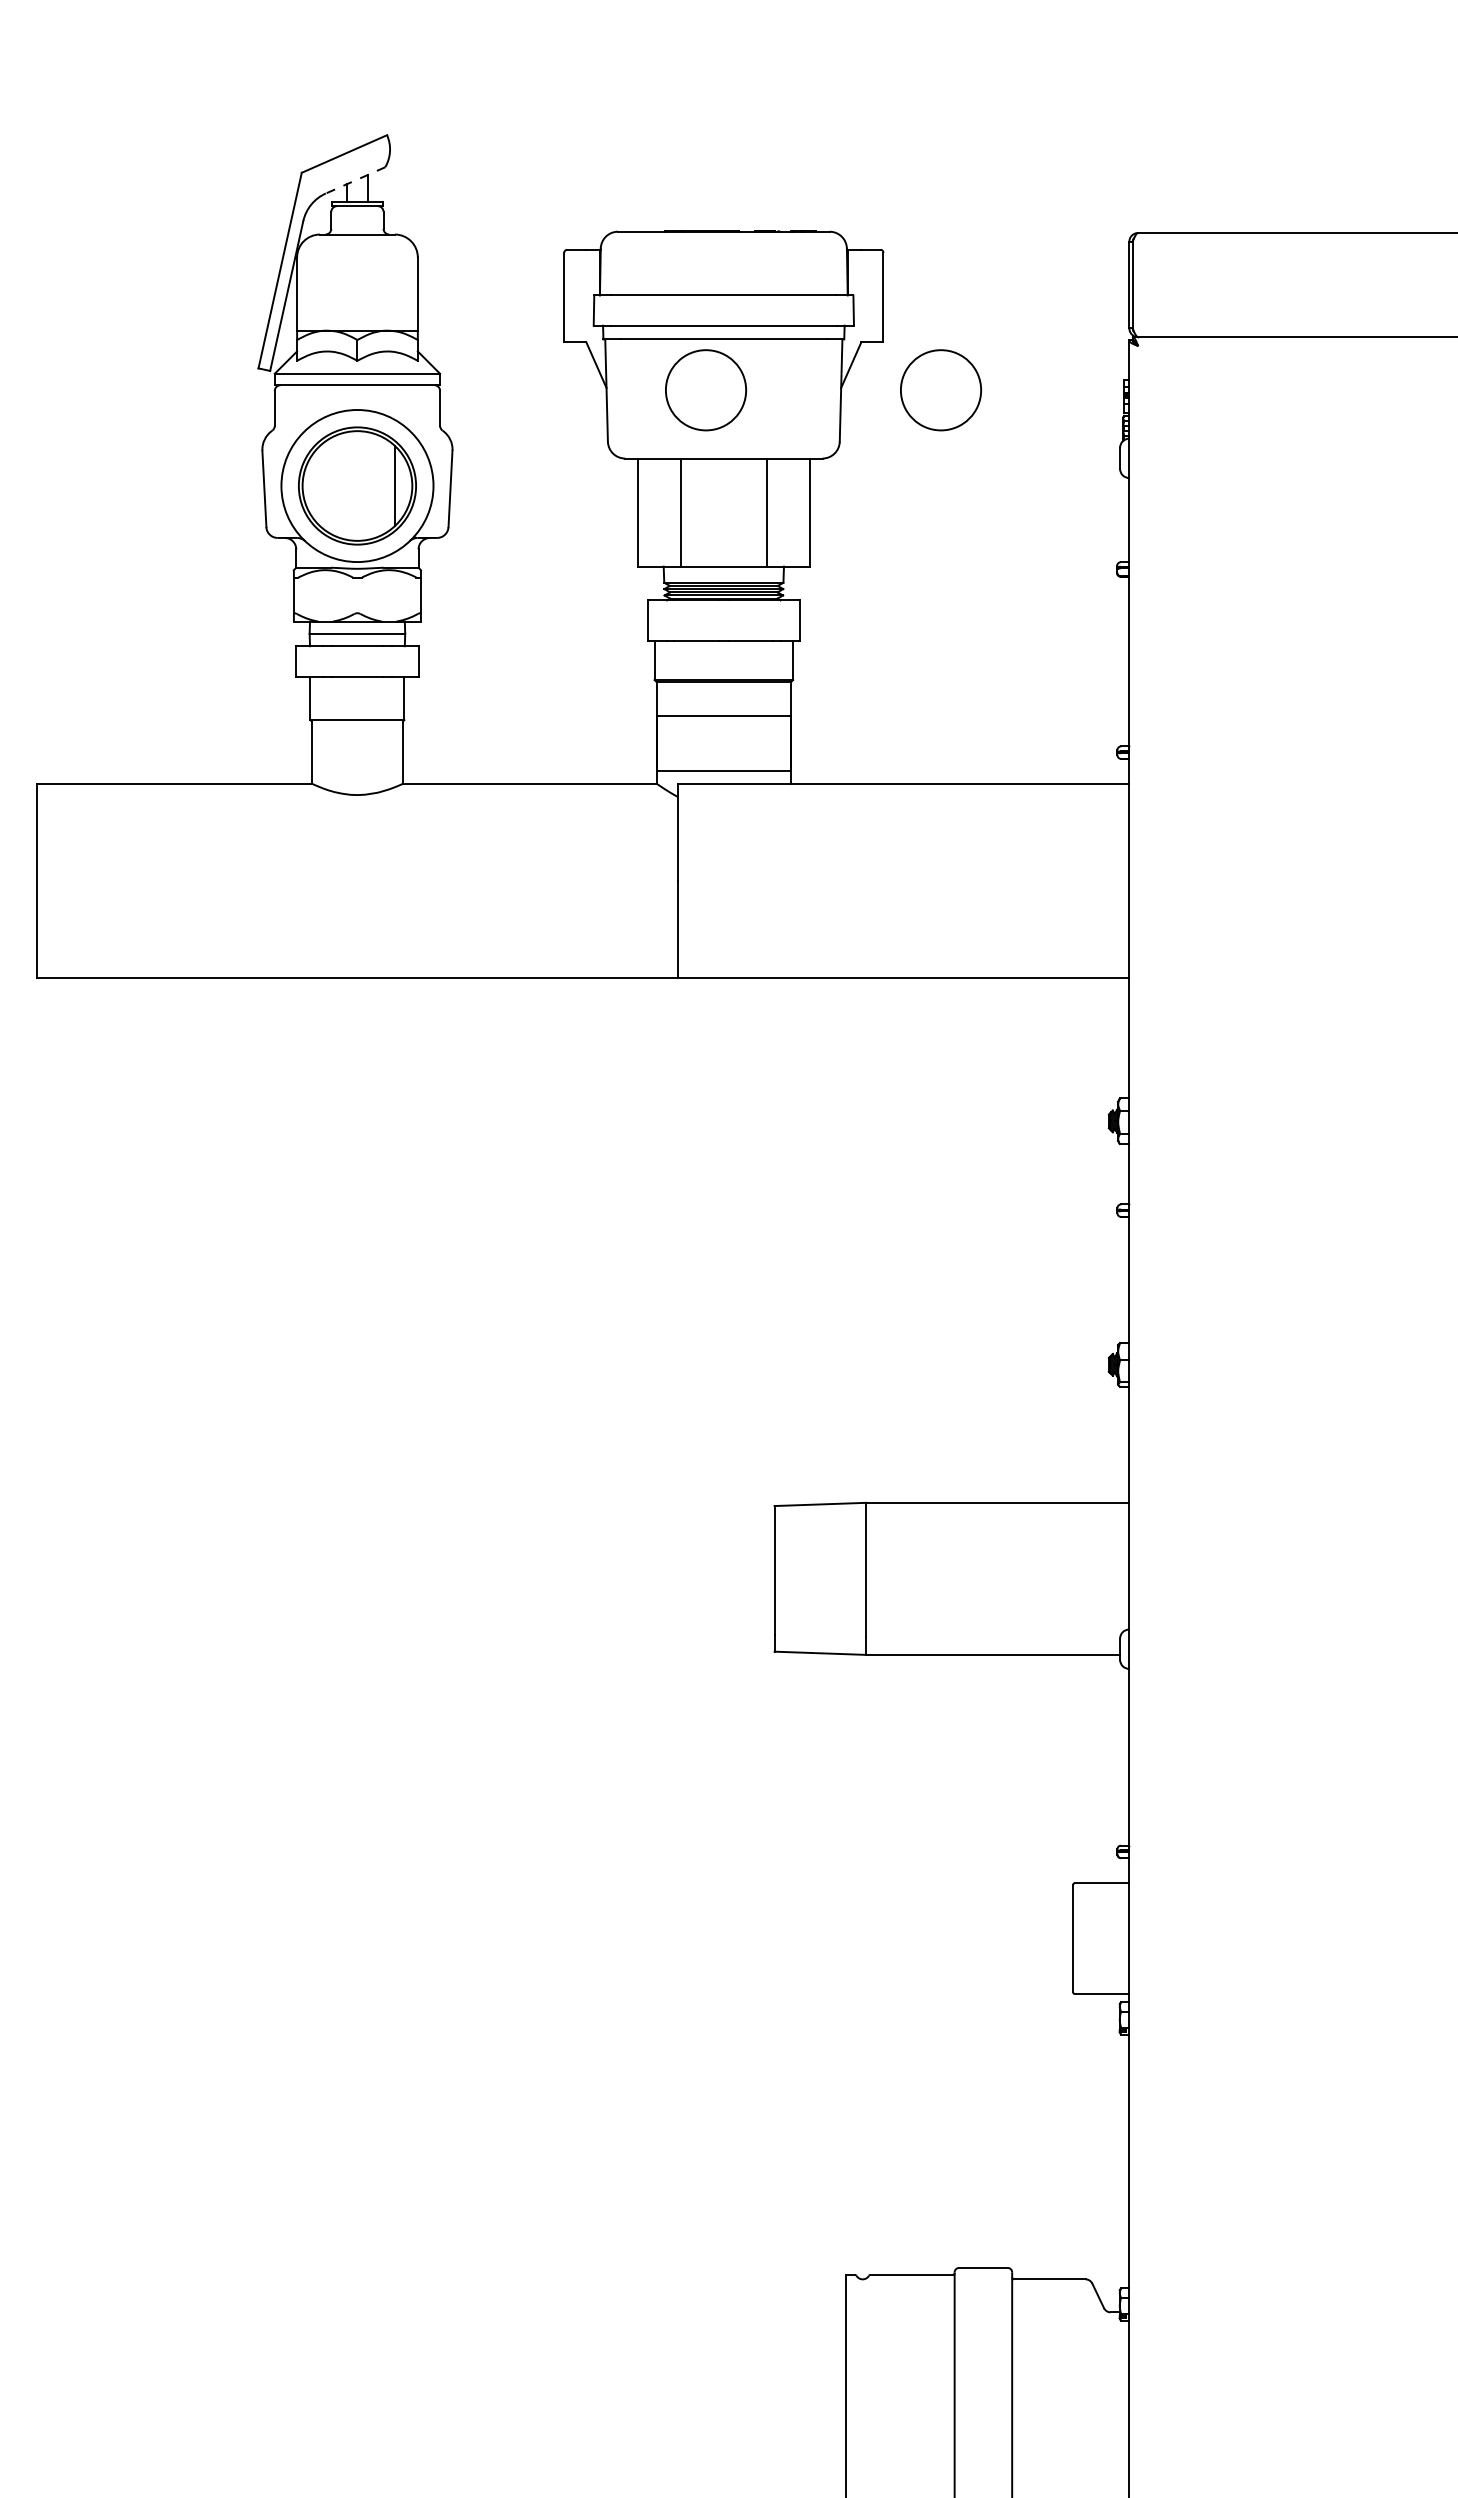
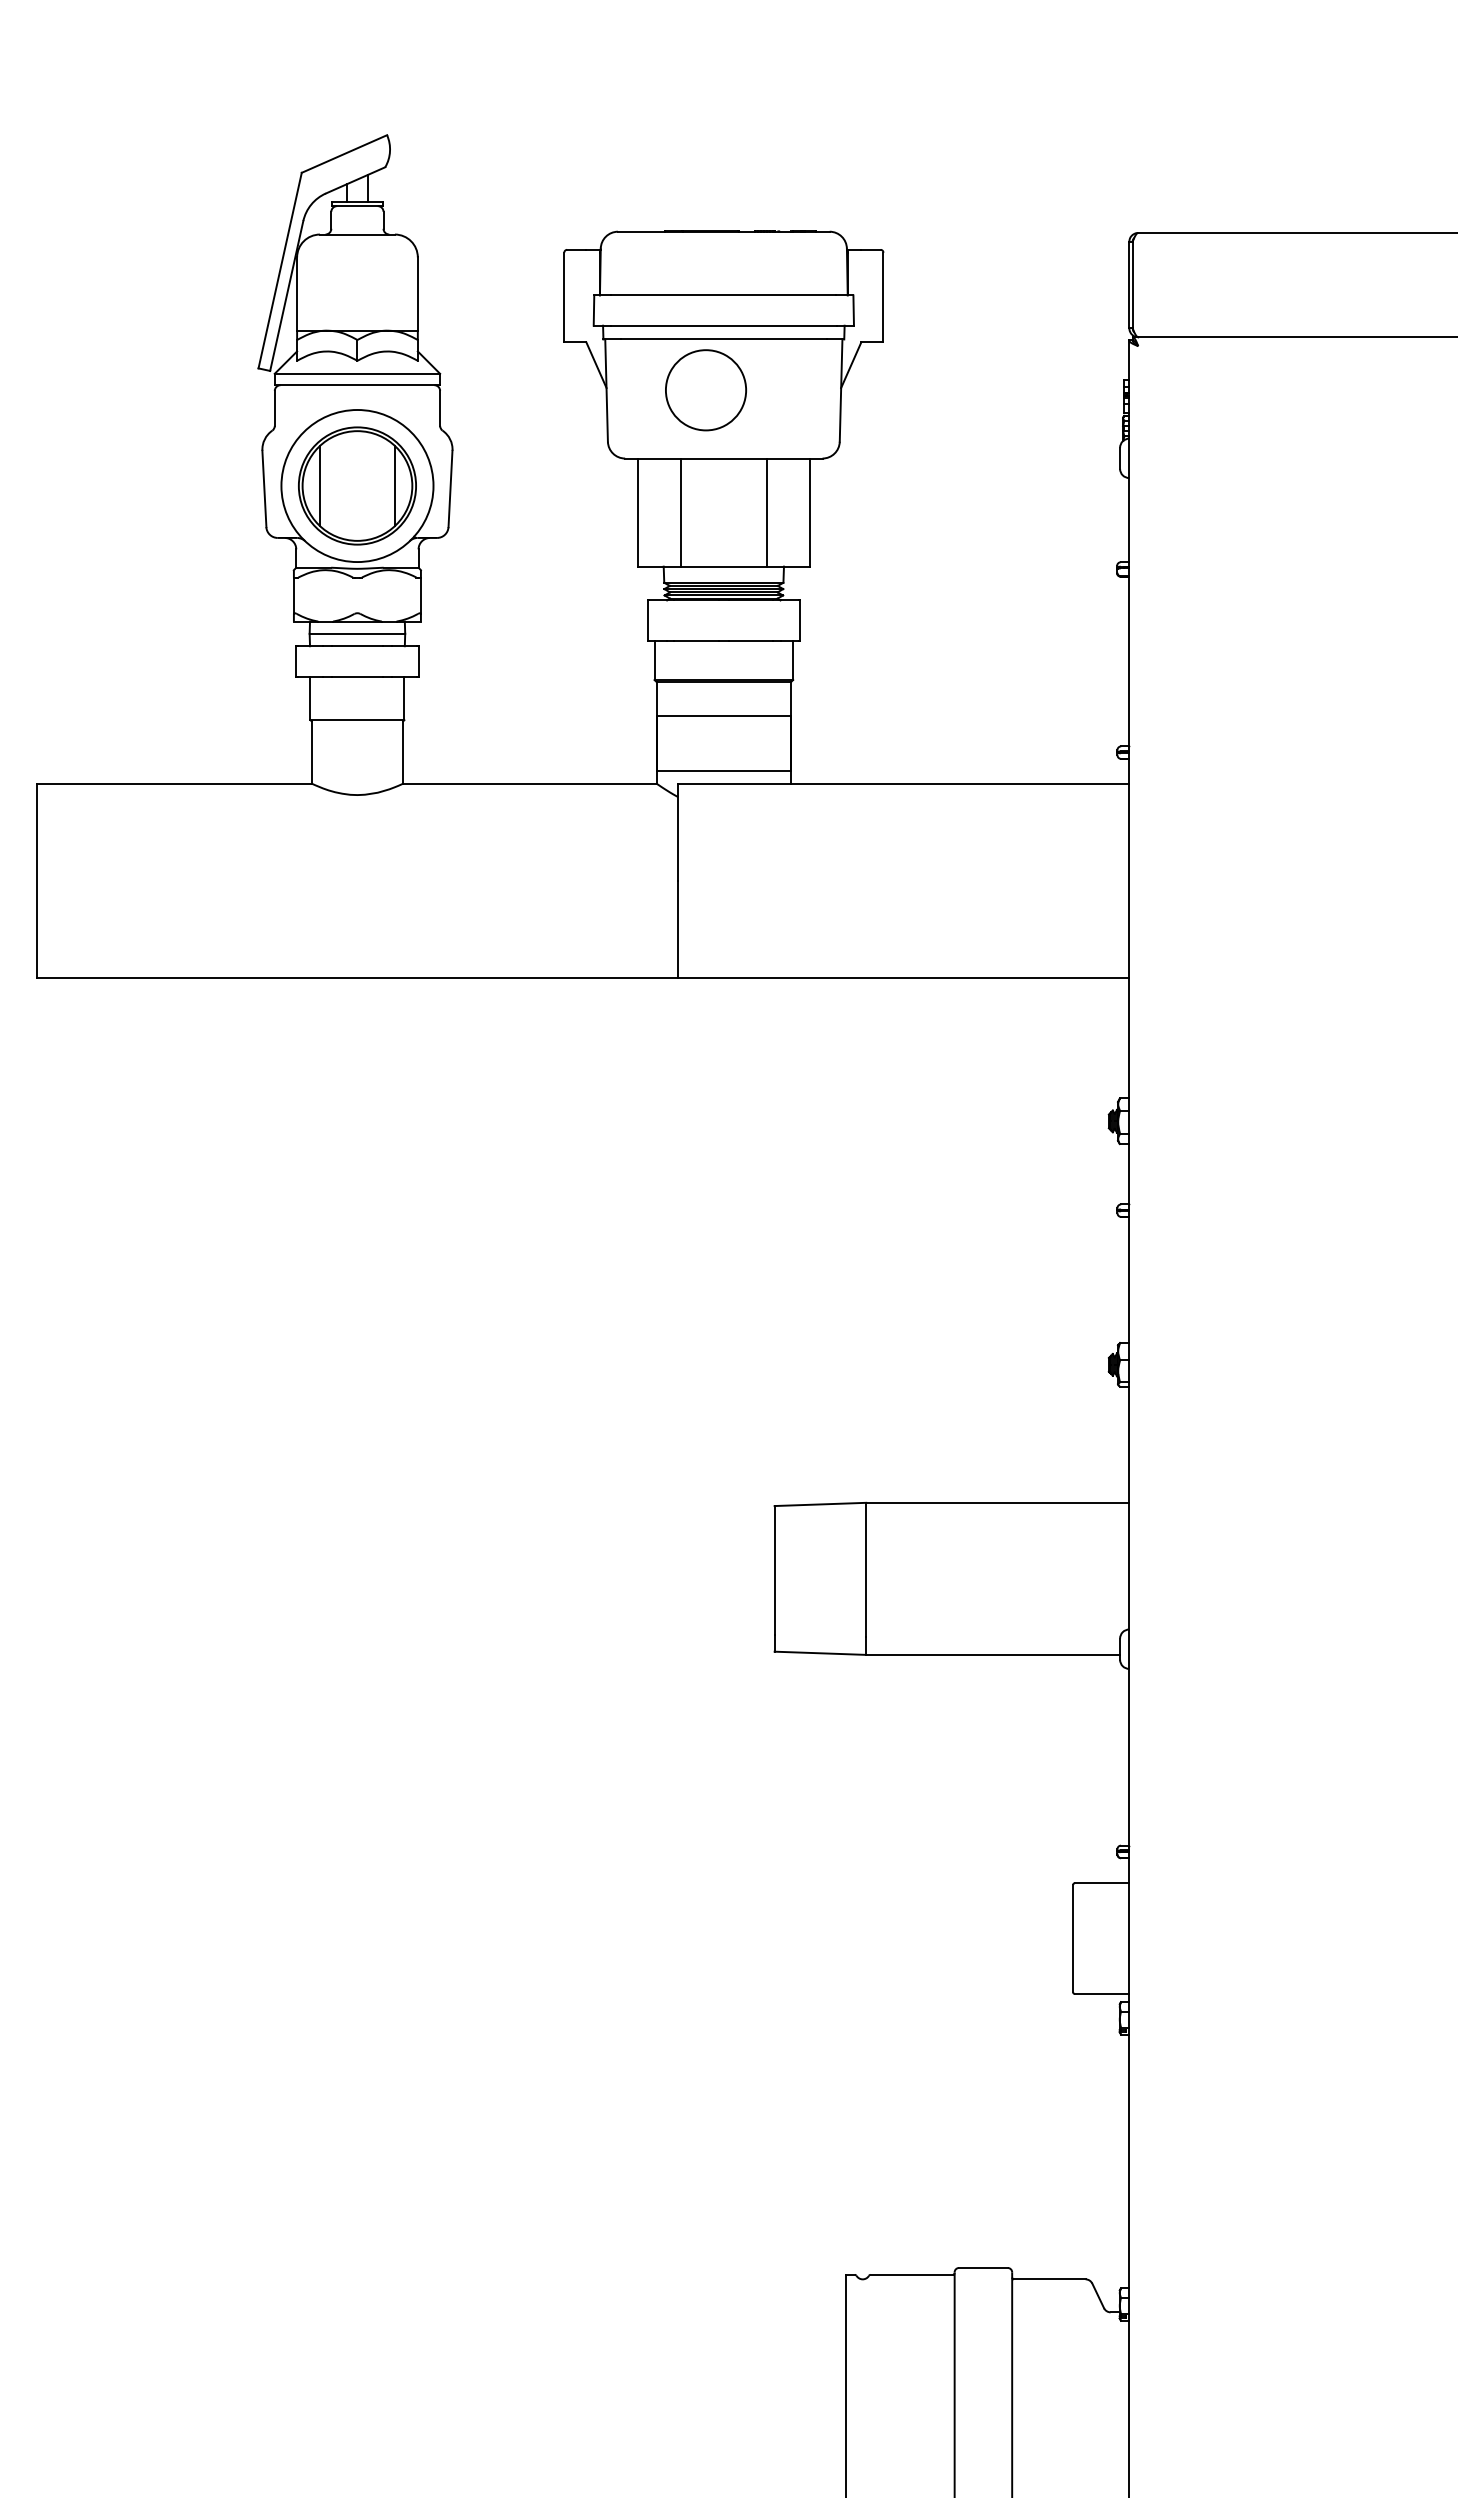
line: dashed -> solid (355, 180)
circle: present -> none (940, 390)
line: none -> present (320, 485)
